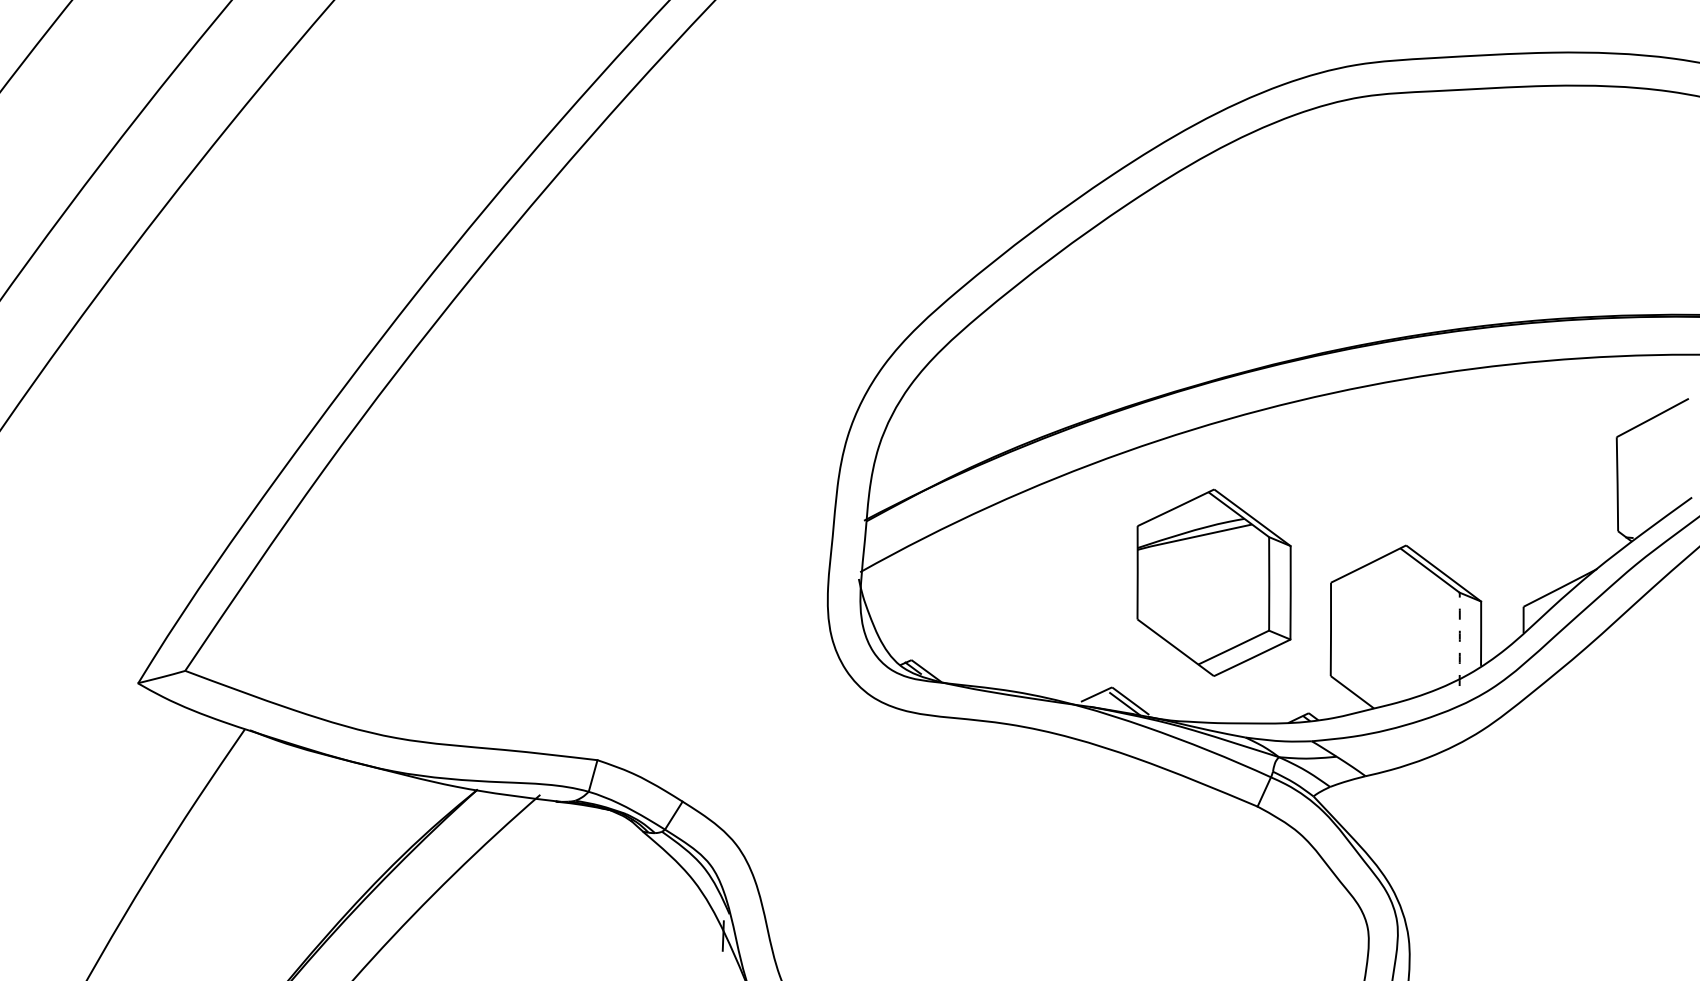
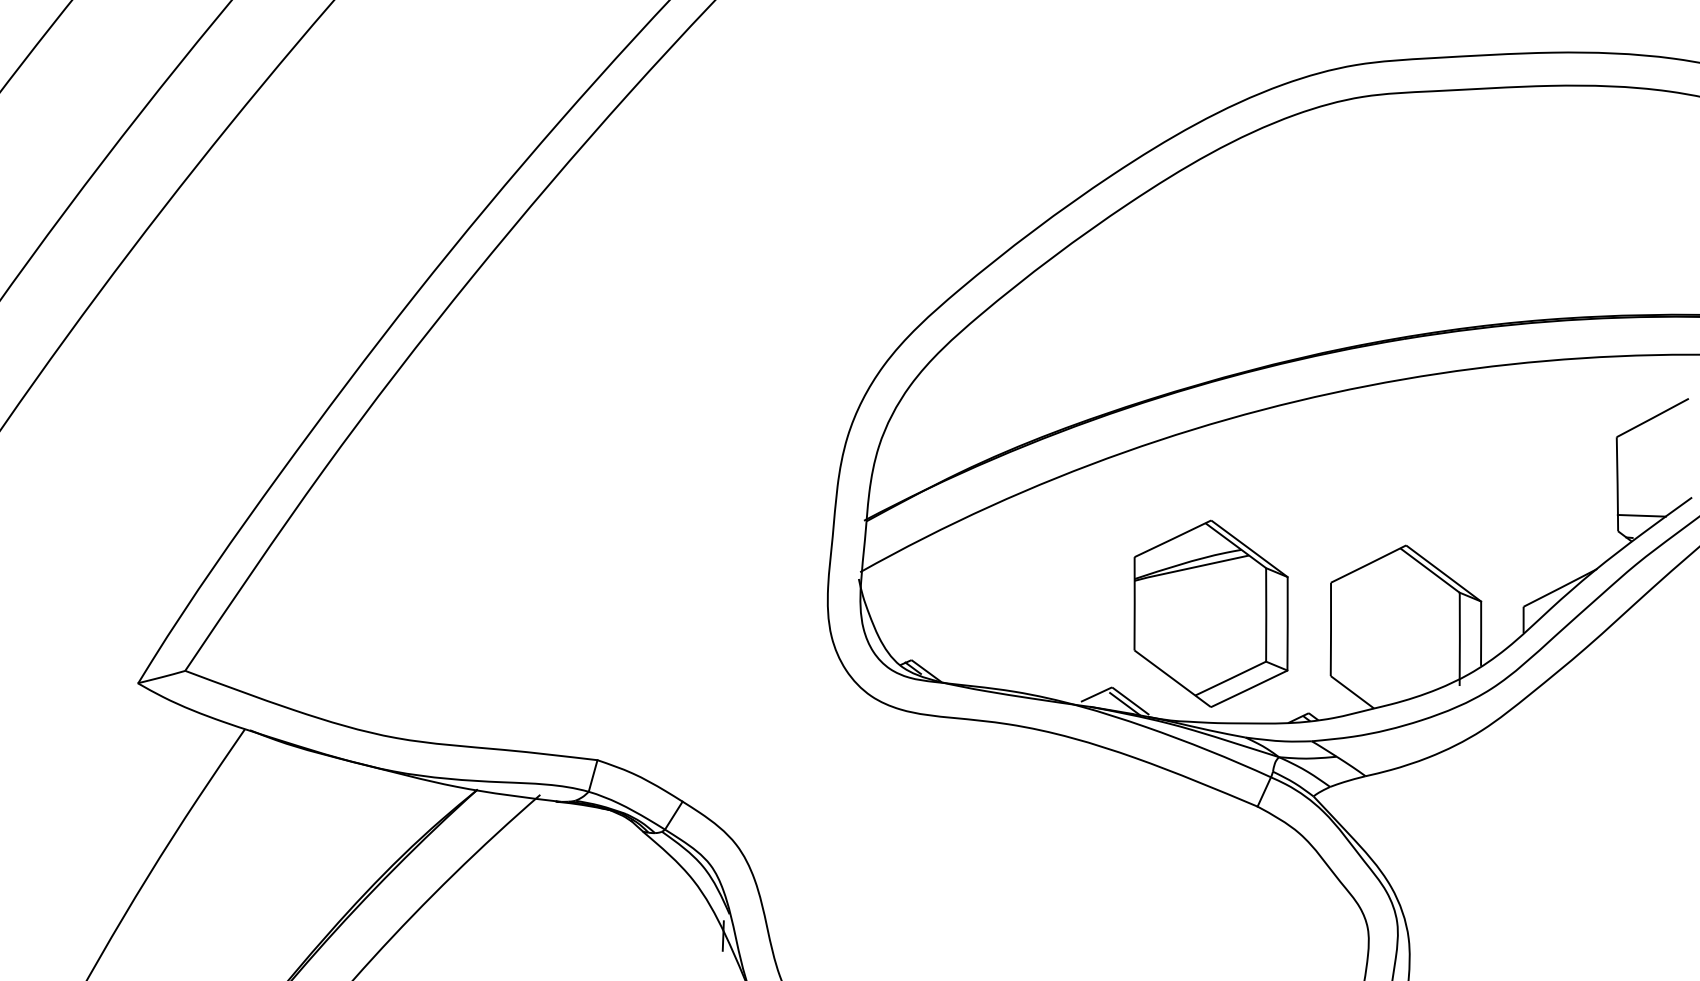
line: none -> present (1641, 515)
part position: (1213, 582) -> (1210, 613) (1210, 613)
arc: dashed -> solid (1459, 639)
